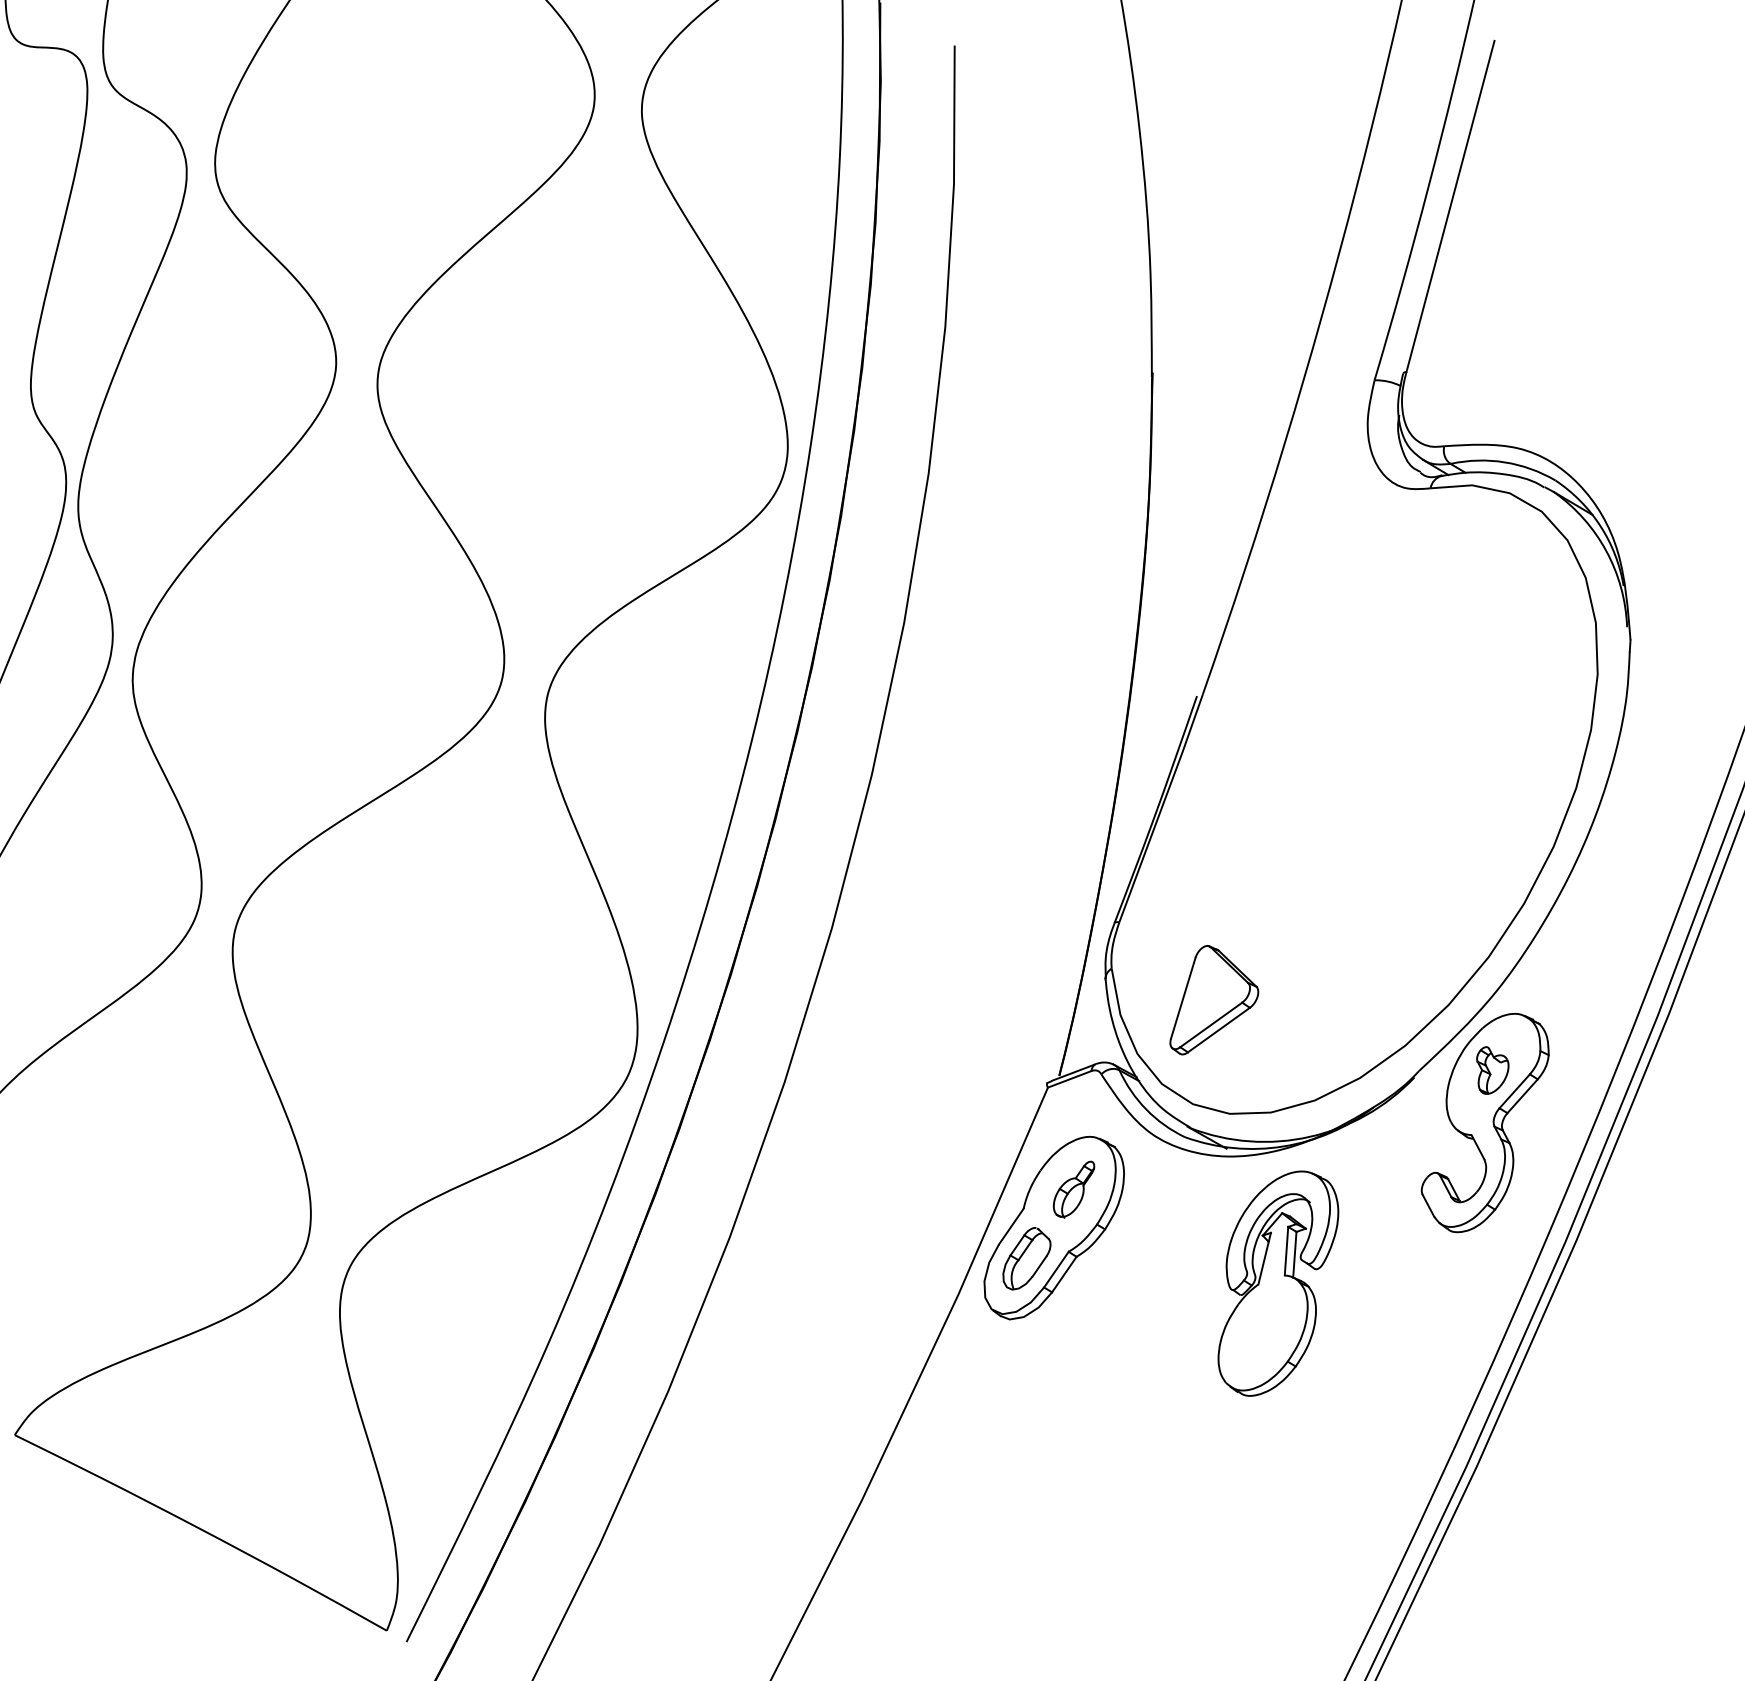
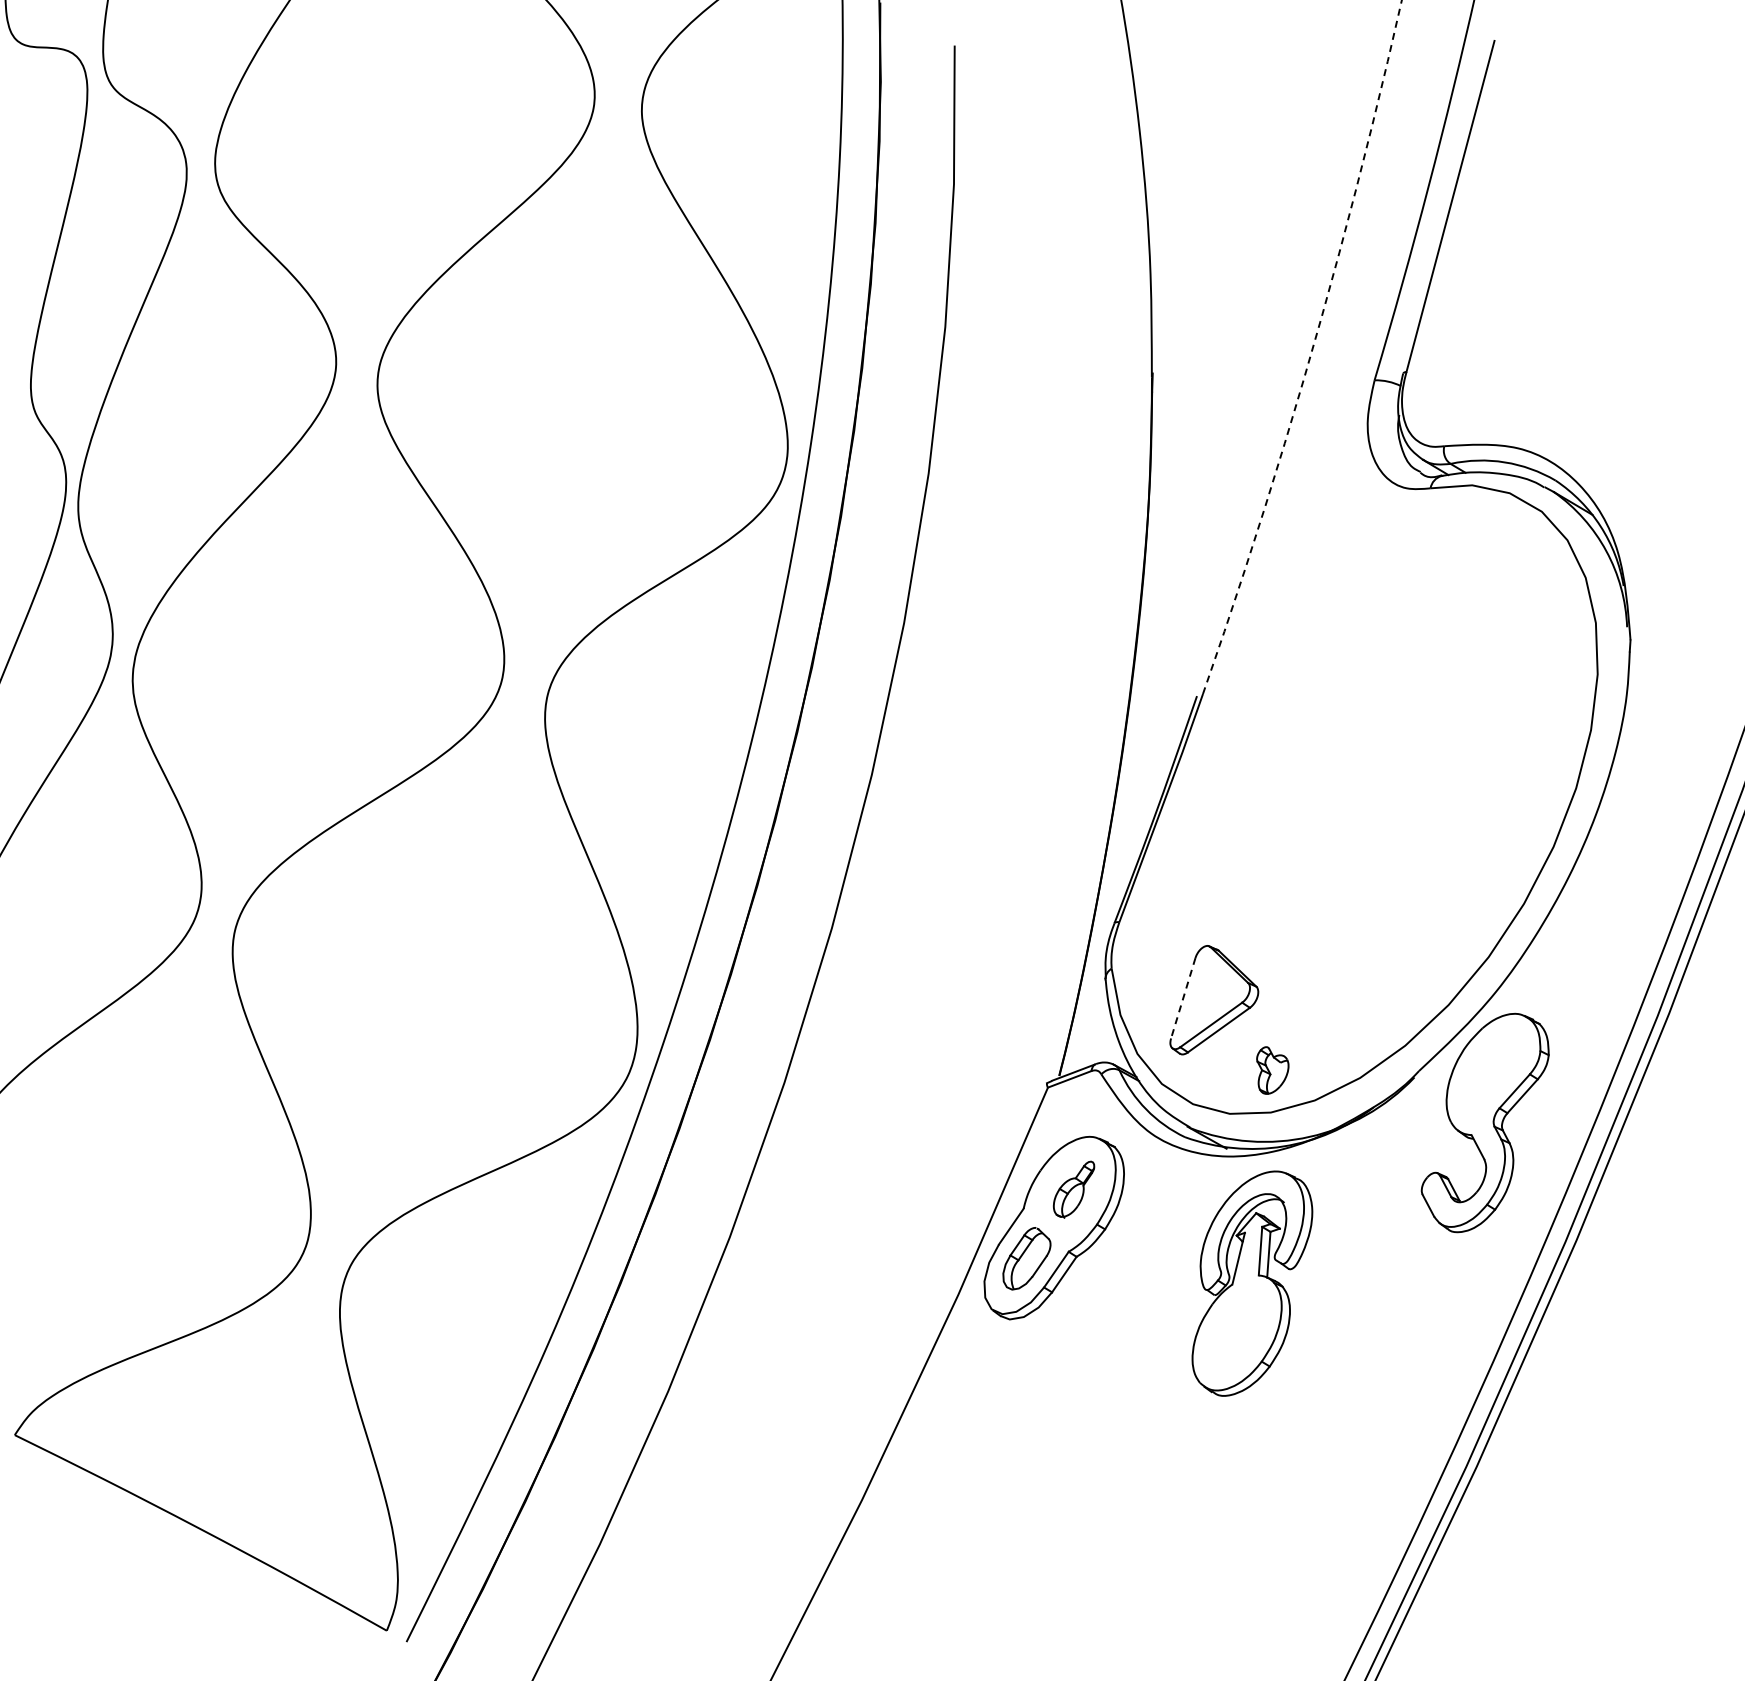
arc: solid -> dashed (1312, 350)
line: solid -> dashed (1183, 998)
part position: (1492, 1070) -> (1272, 1070) (1272, 1070)
part position: (1278, 1283) -> (1252, 1283) (1252, 1283)
